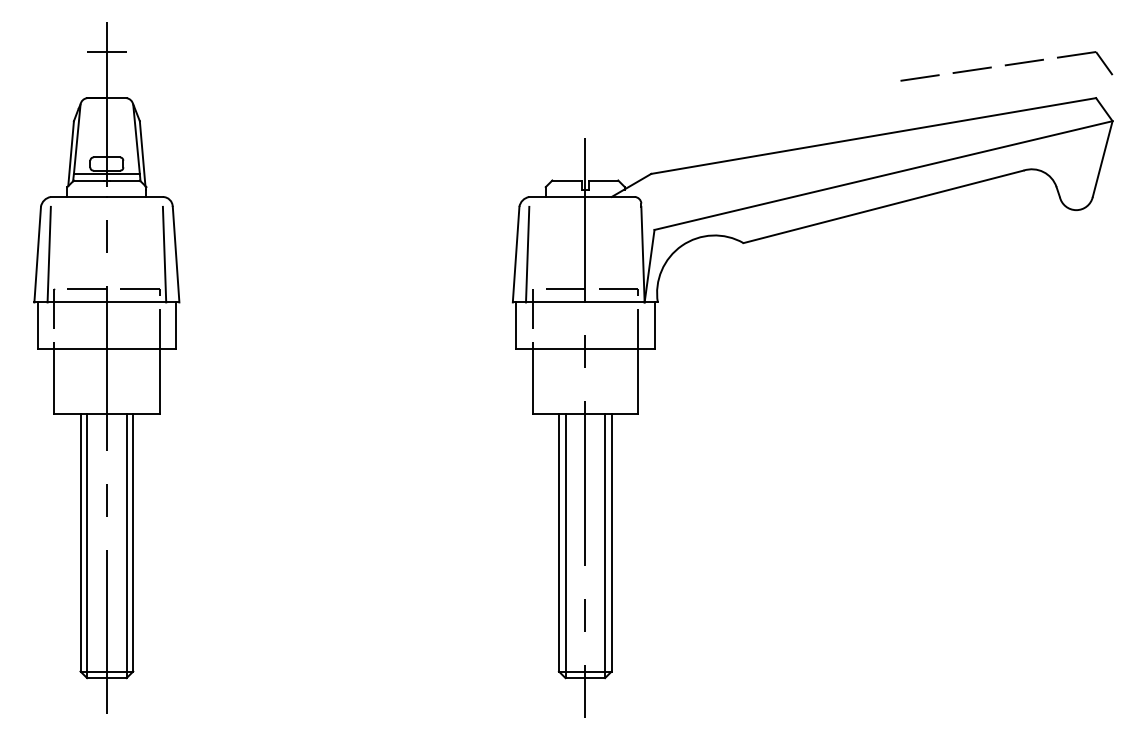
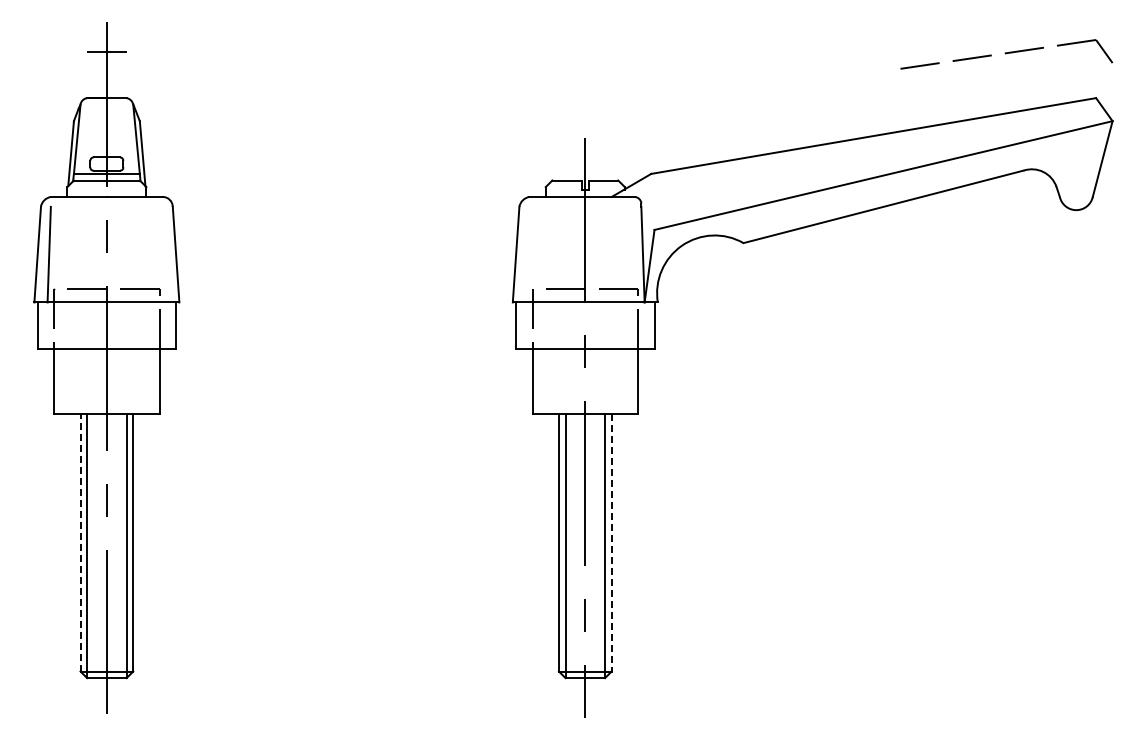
part position: (1006, 66) -> (1006, 54) (1006, 54)
line: present -> none (164, 254)
line: present -> none (527, 254)
line: solid -> dashed (80, 543)
line: solid -> dashed (611, 543)
